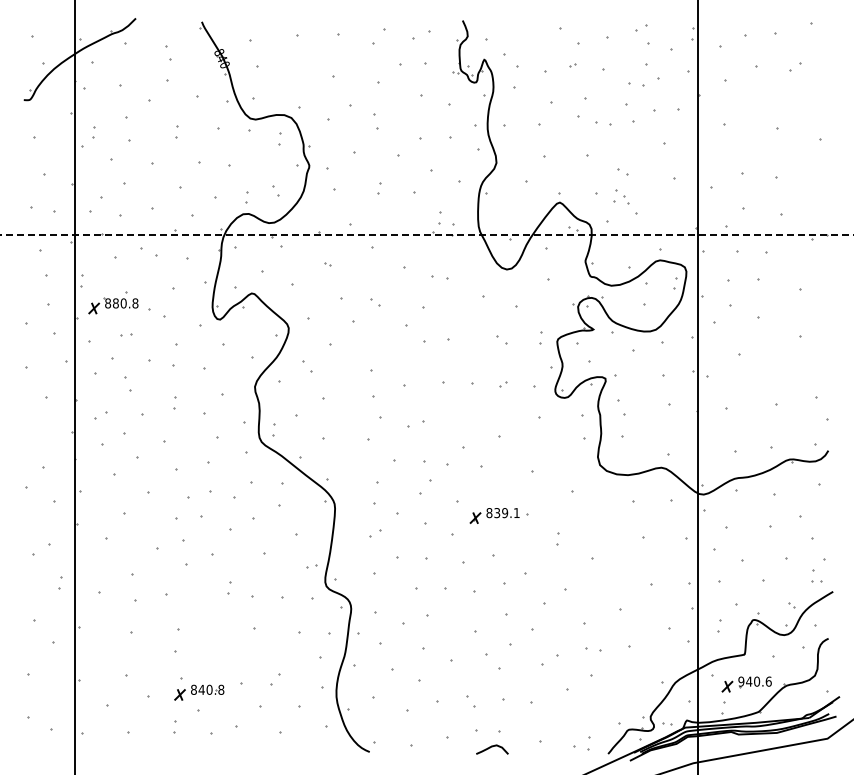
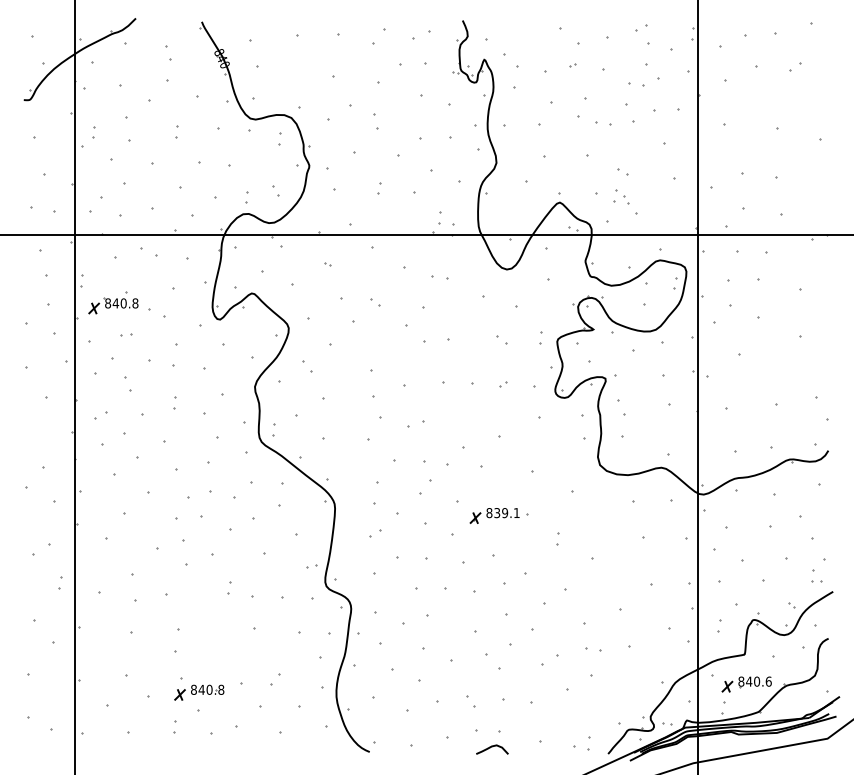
line: dashed -> solid (427, 235)
text: 880.8 -> 840.8 (115, 303)
text: 940.6 -> 840.6 (741, 681)
